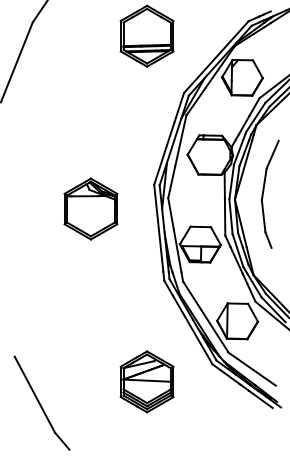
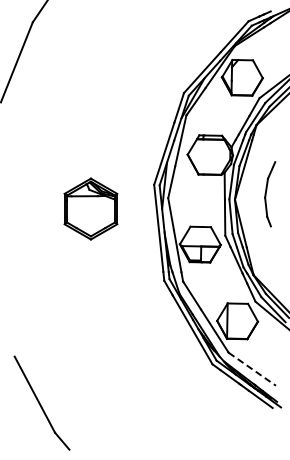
part: present -> none (146, 35)
part size: 20x110 px -> 13x67 px (270, 194)
line: solid -> dashed (252, 369)
part: present -> none (146, 381)
